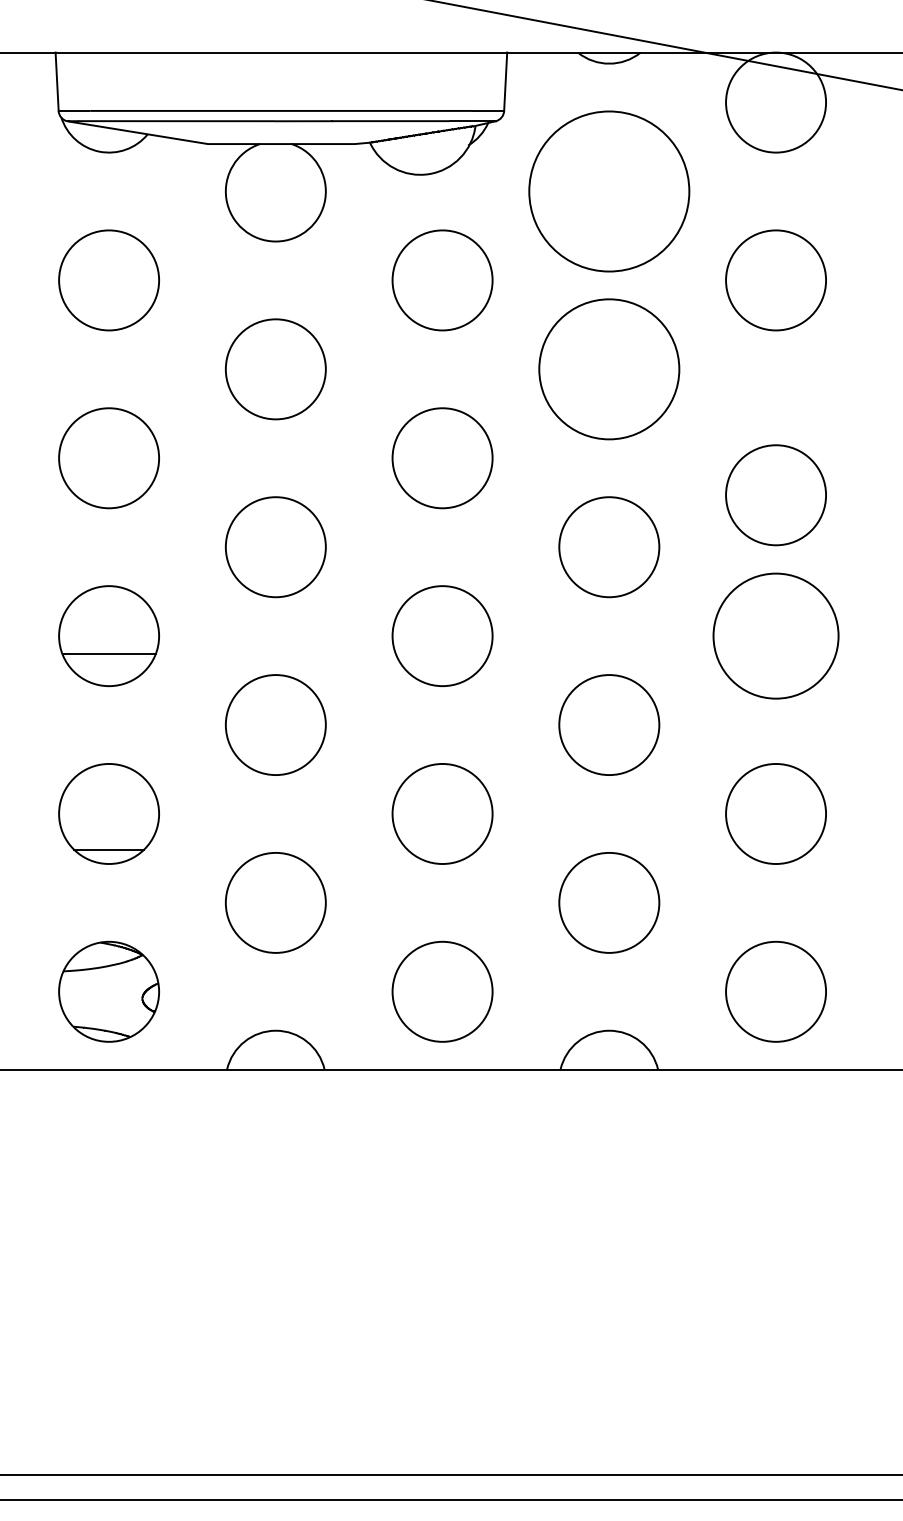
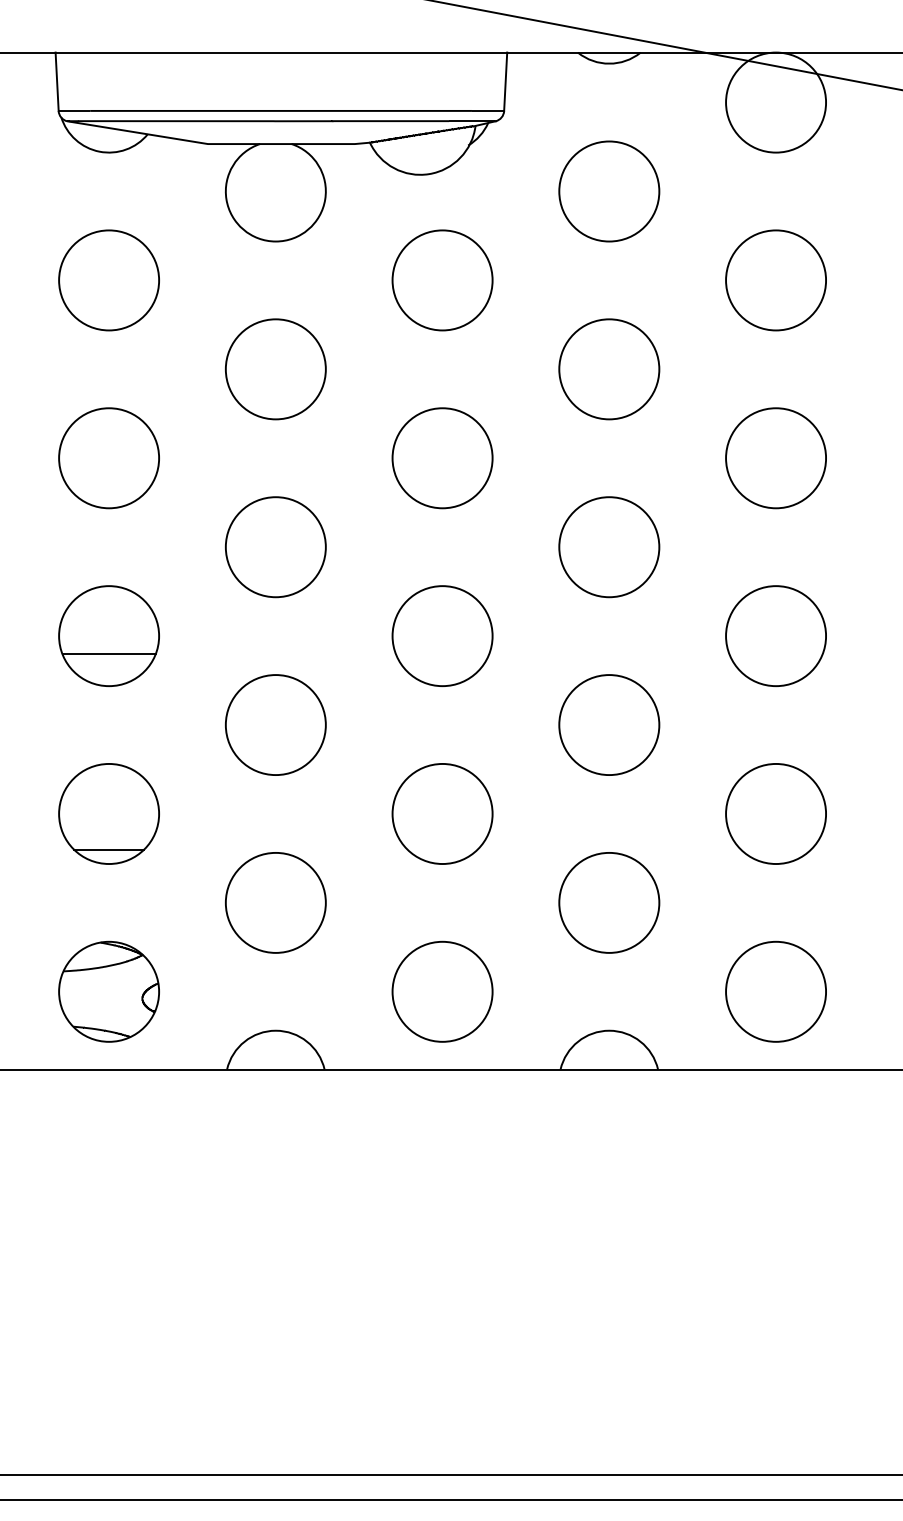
circle diameter: 160 px -> 100 px (609, 191)
circle diameter: 140 px -> 100 px (609, 369)
circle position: (775, 495) -> (775, 458) (775, 458)
circle diameter: 125 px -> 100 px (776, 636)
